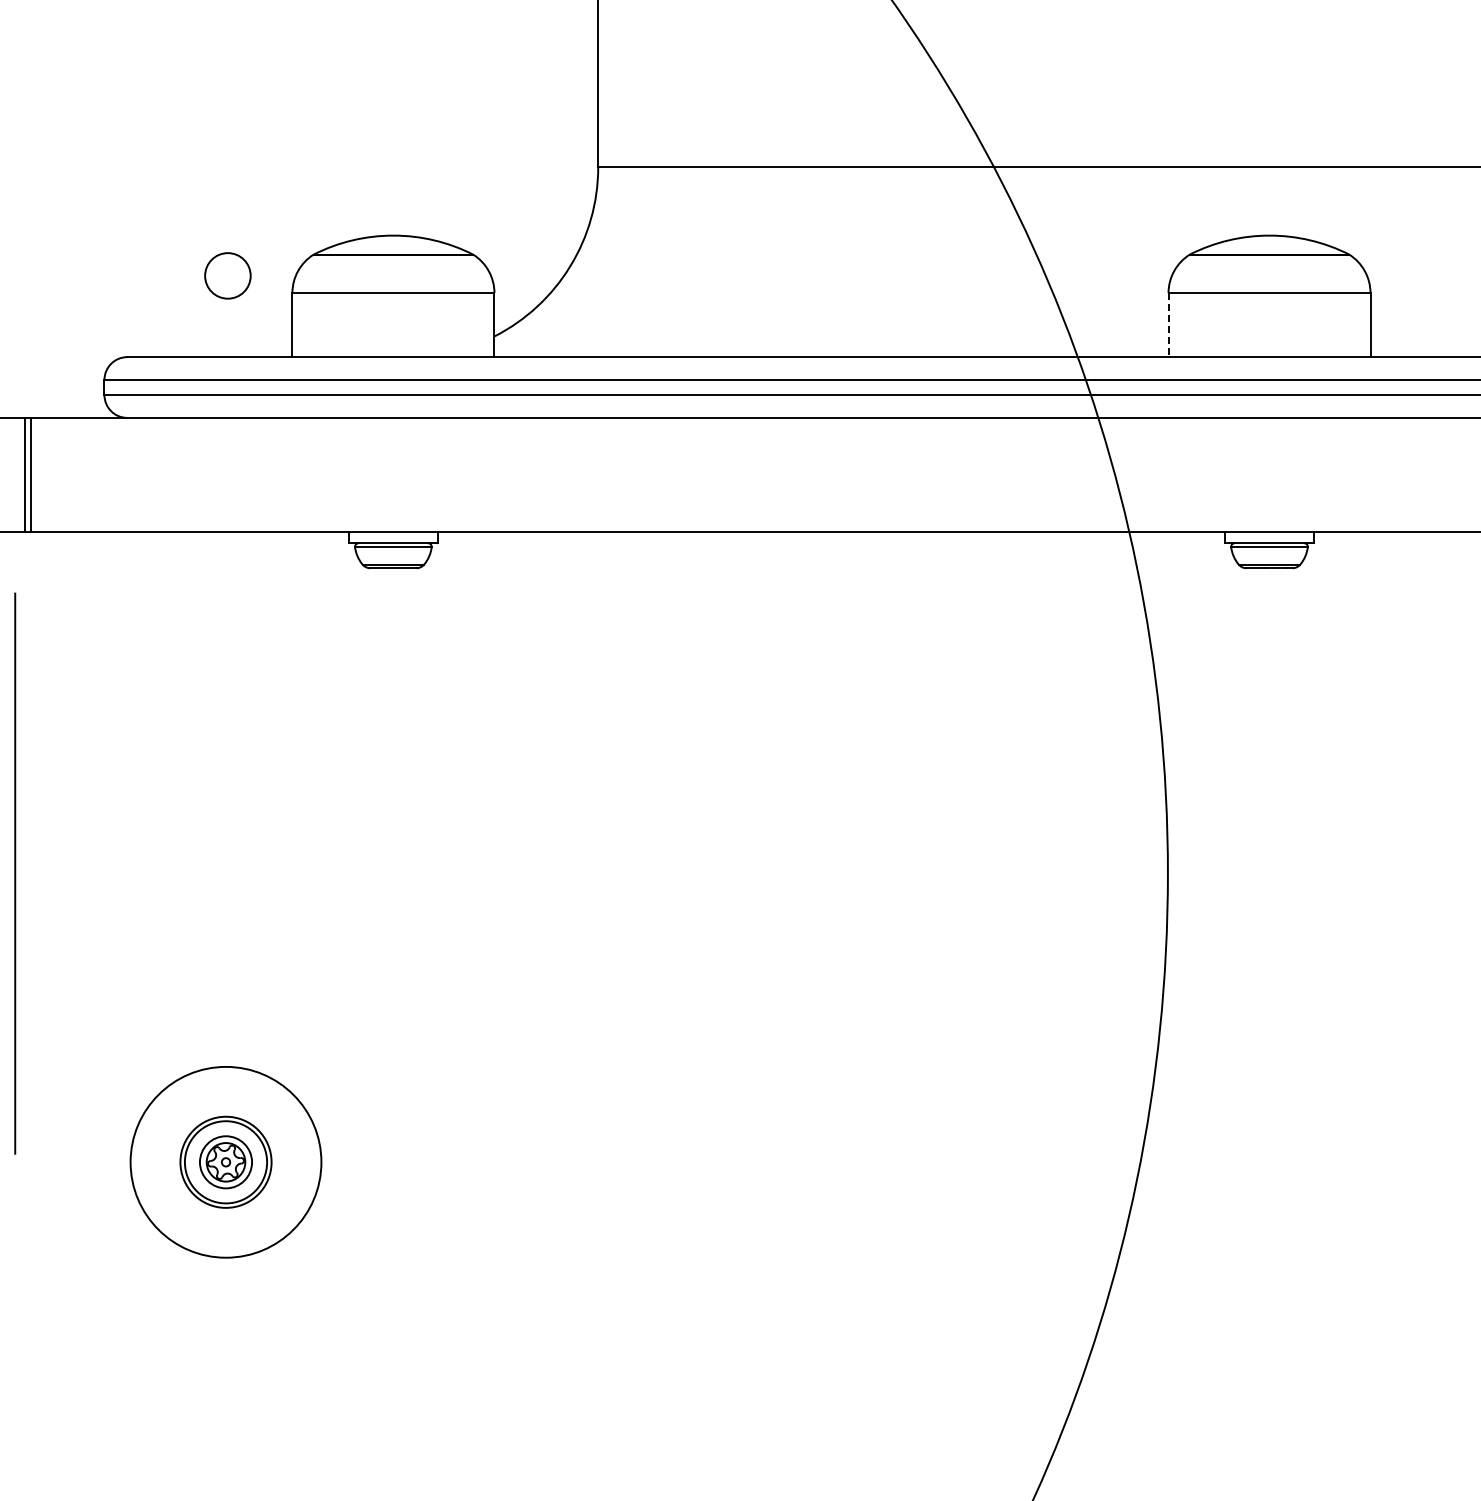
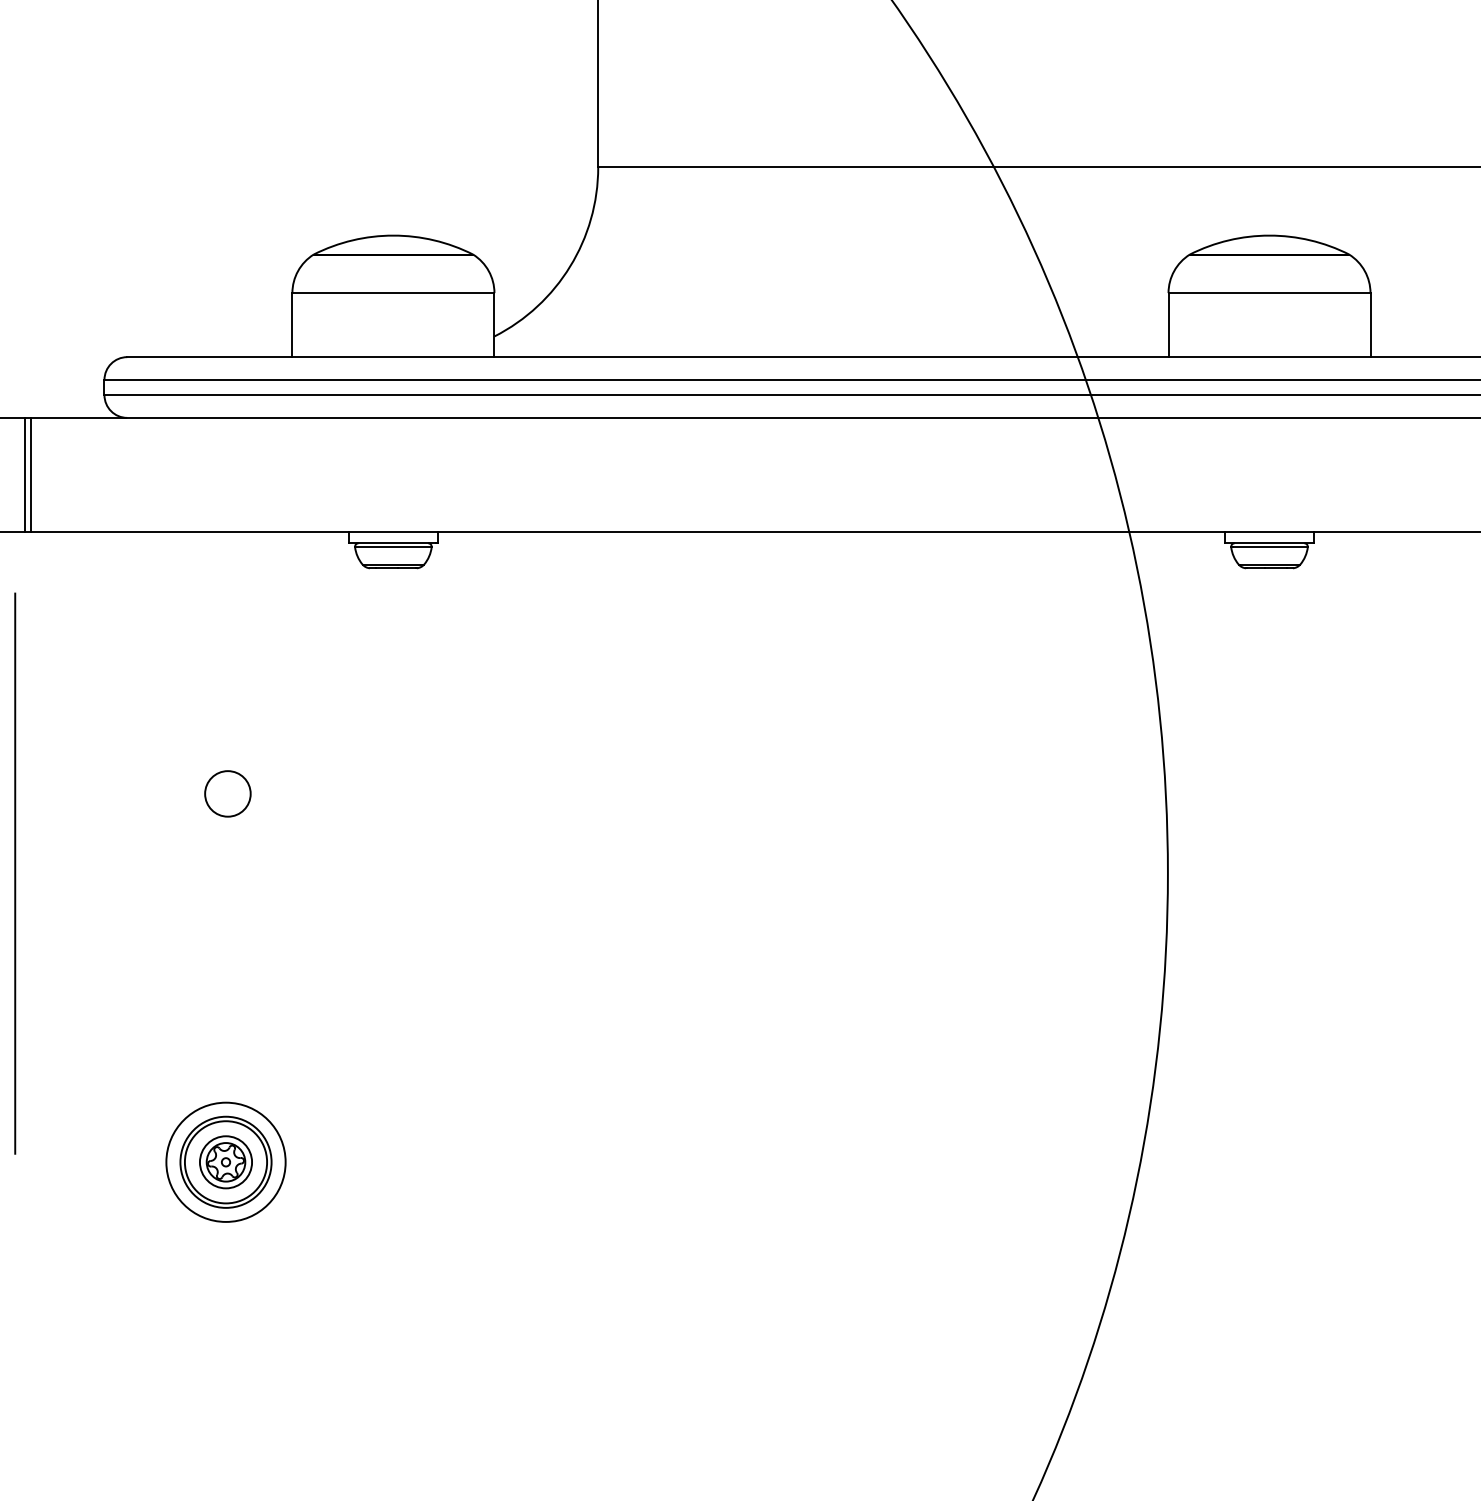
circle position: (227, 275) -> (227, 793) (227, 793)
line: dashed -> solid (1168, 325)
circle diameter: 191 px -> 119 px (225, 1161)
